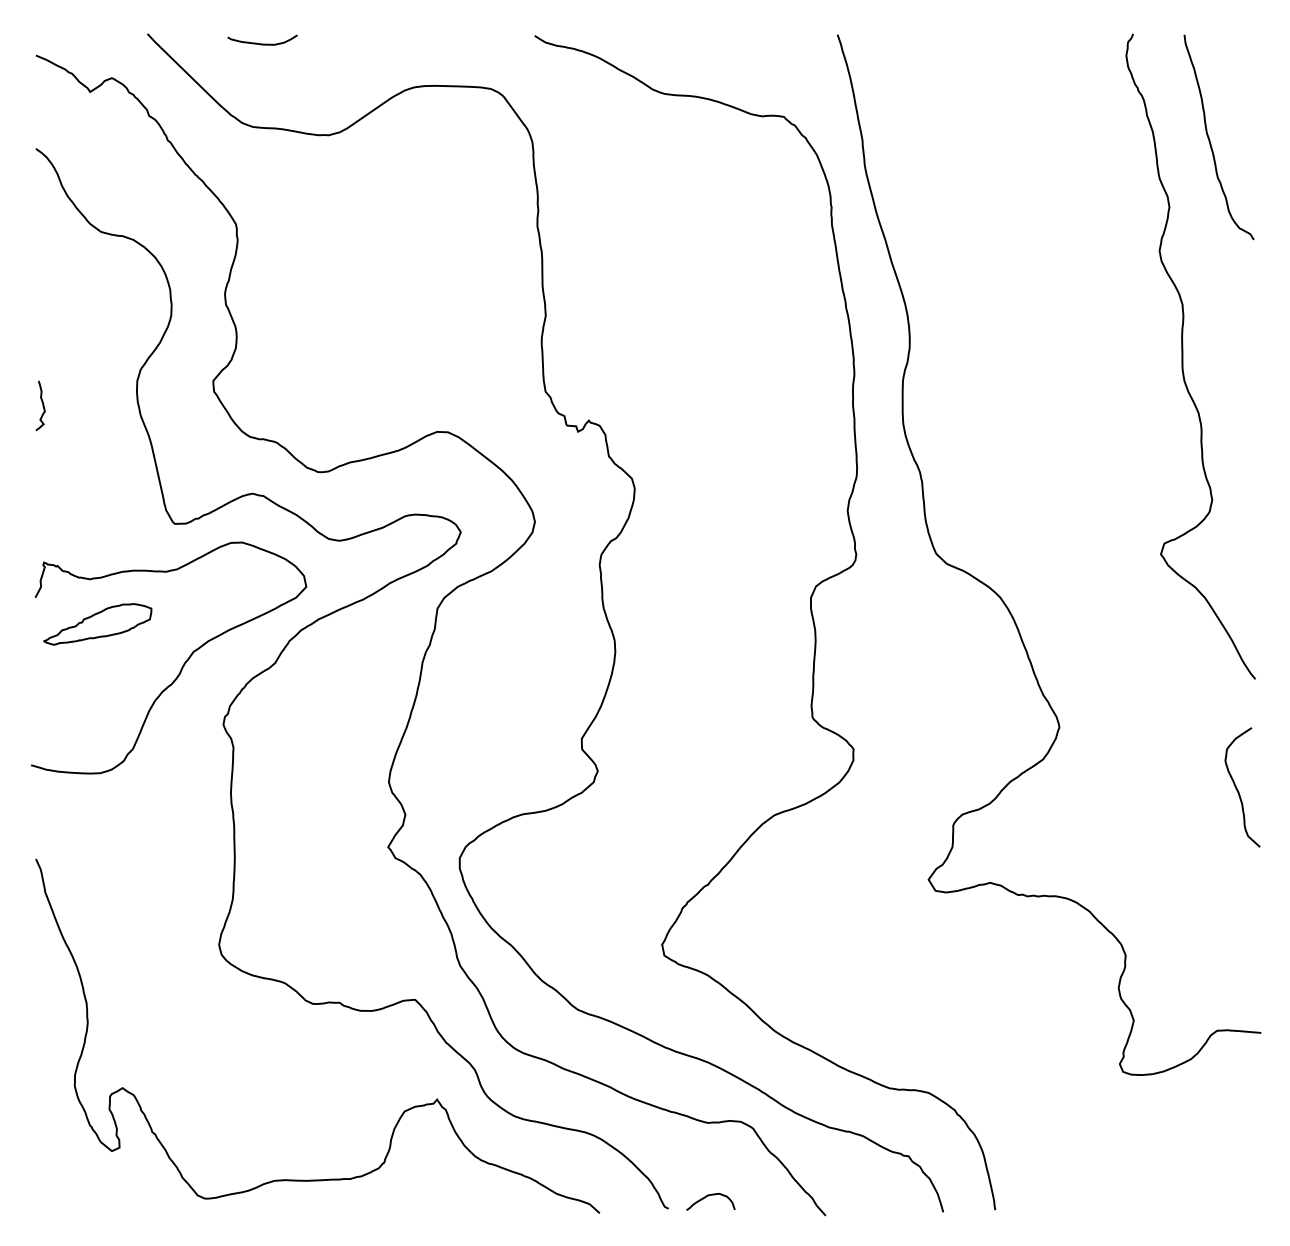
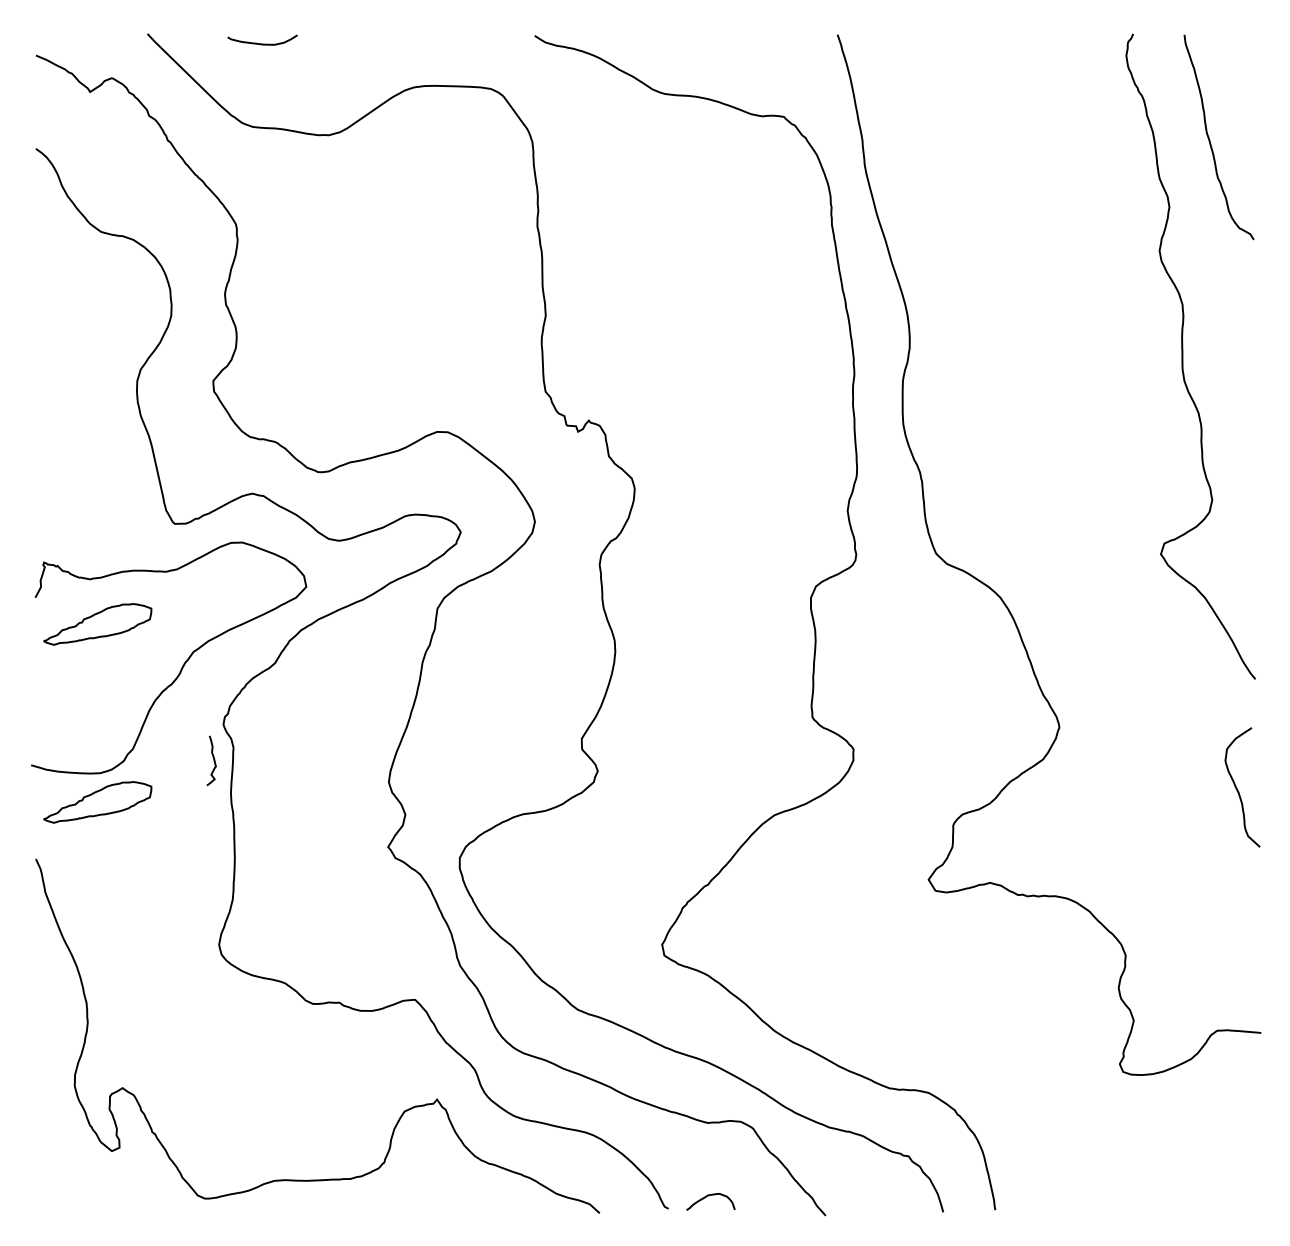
curve position: (42, 405) -> (213, 760) (213, 760)
part: none -> present (97, 802)
